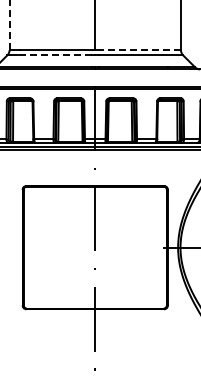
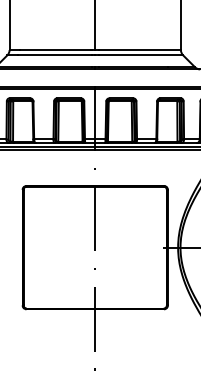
line: dashed -> solid (9, 25)
line: dashed -> solid (140, 50)
line: dashed -> solid (54, 55)
